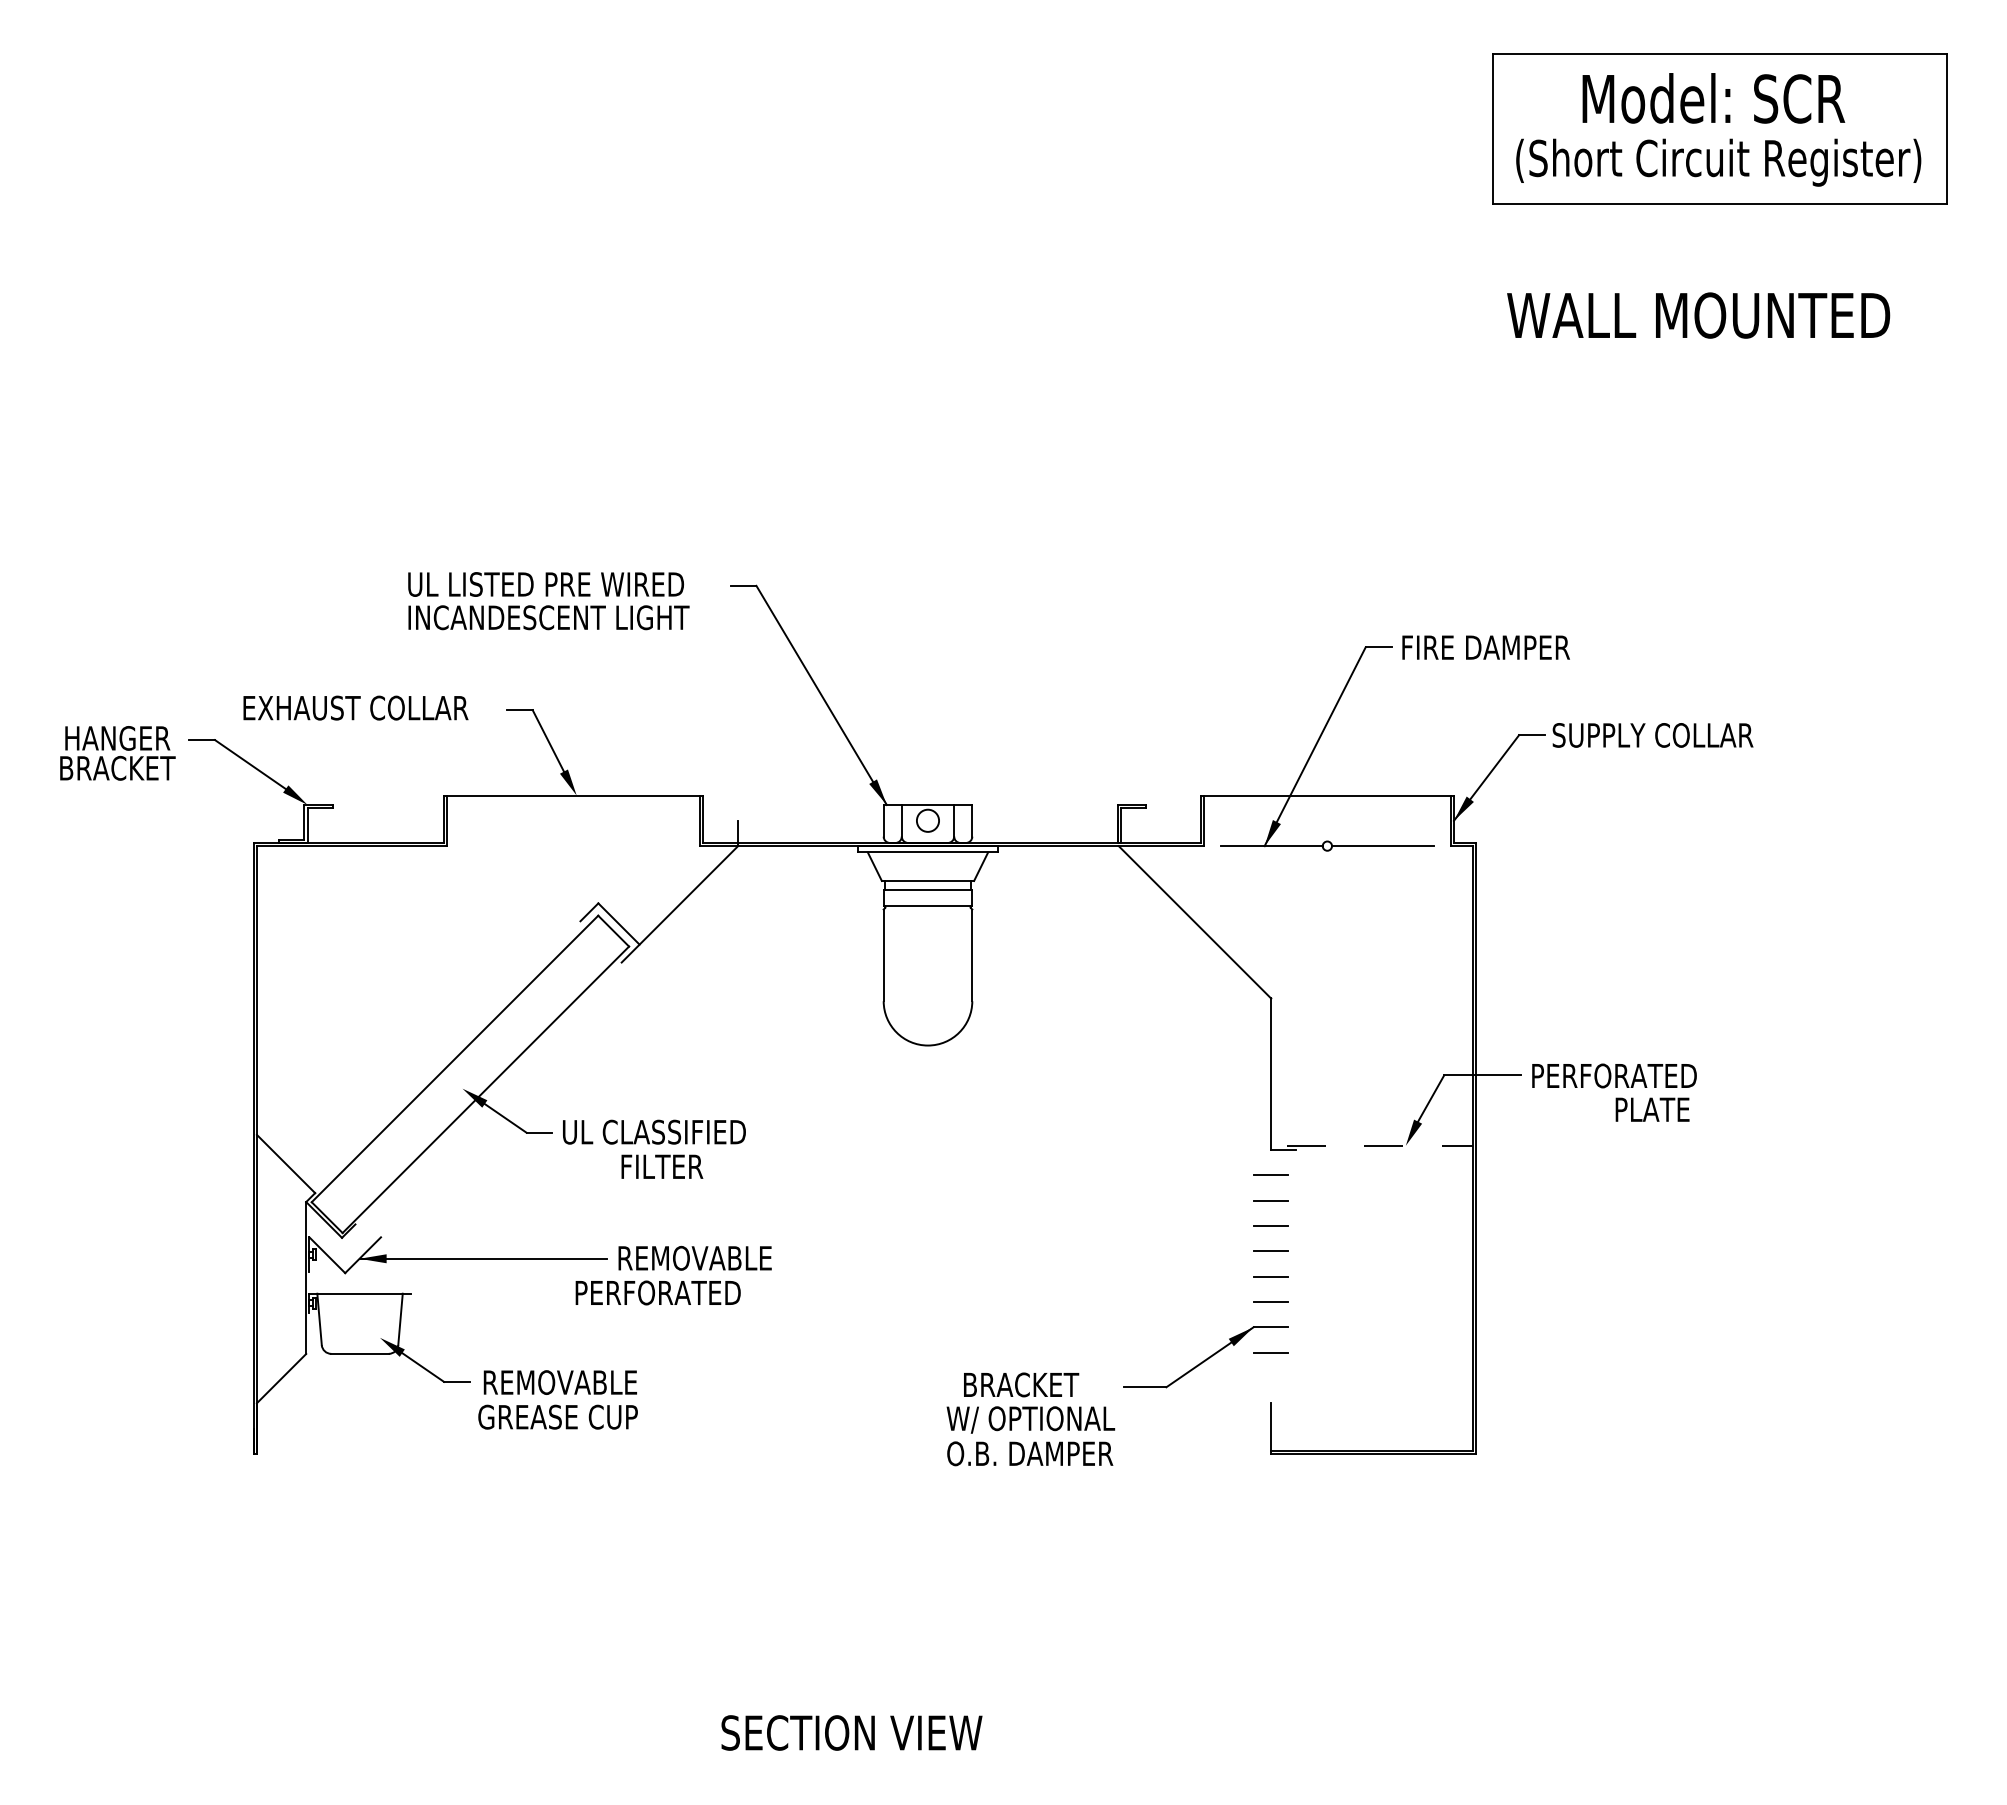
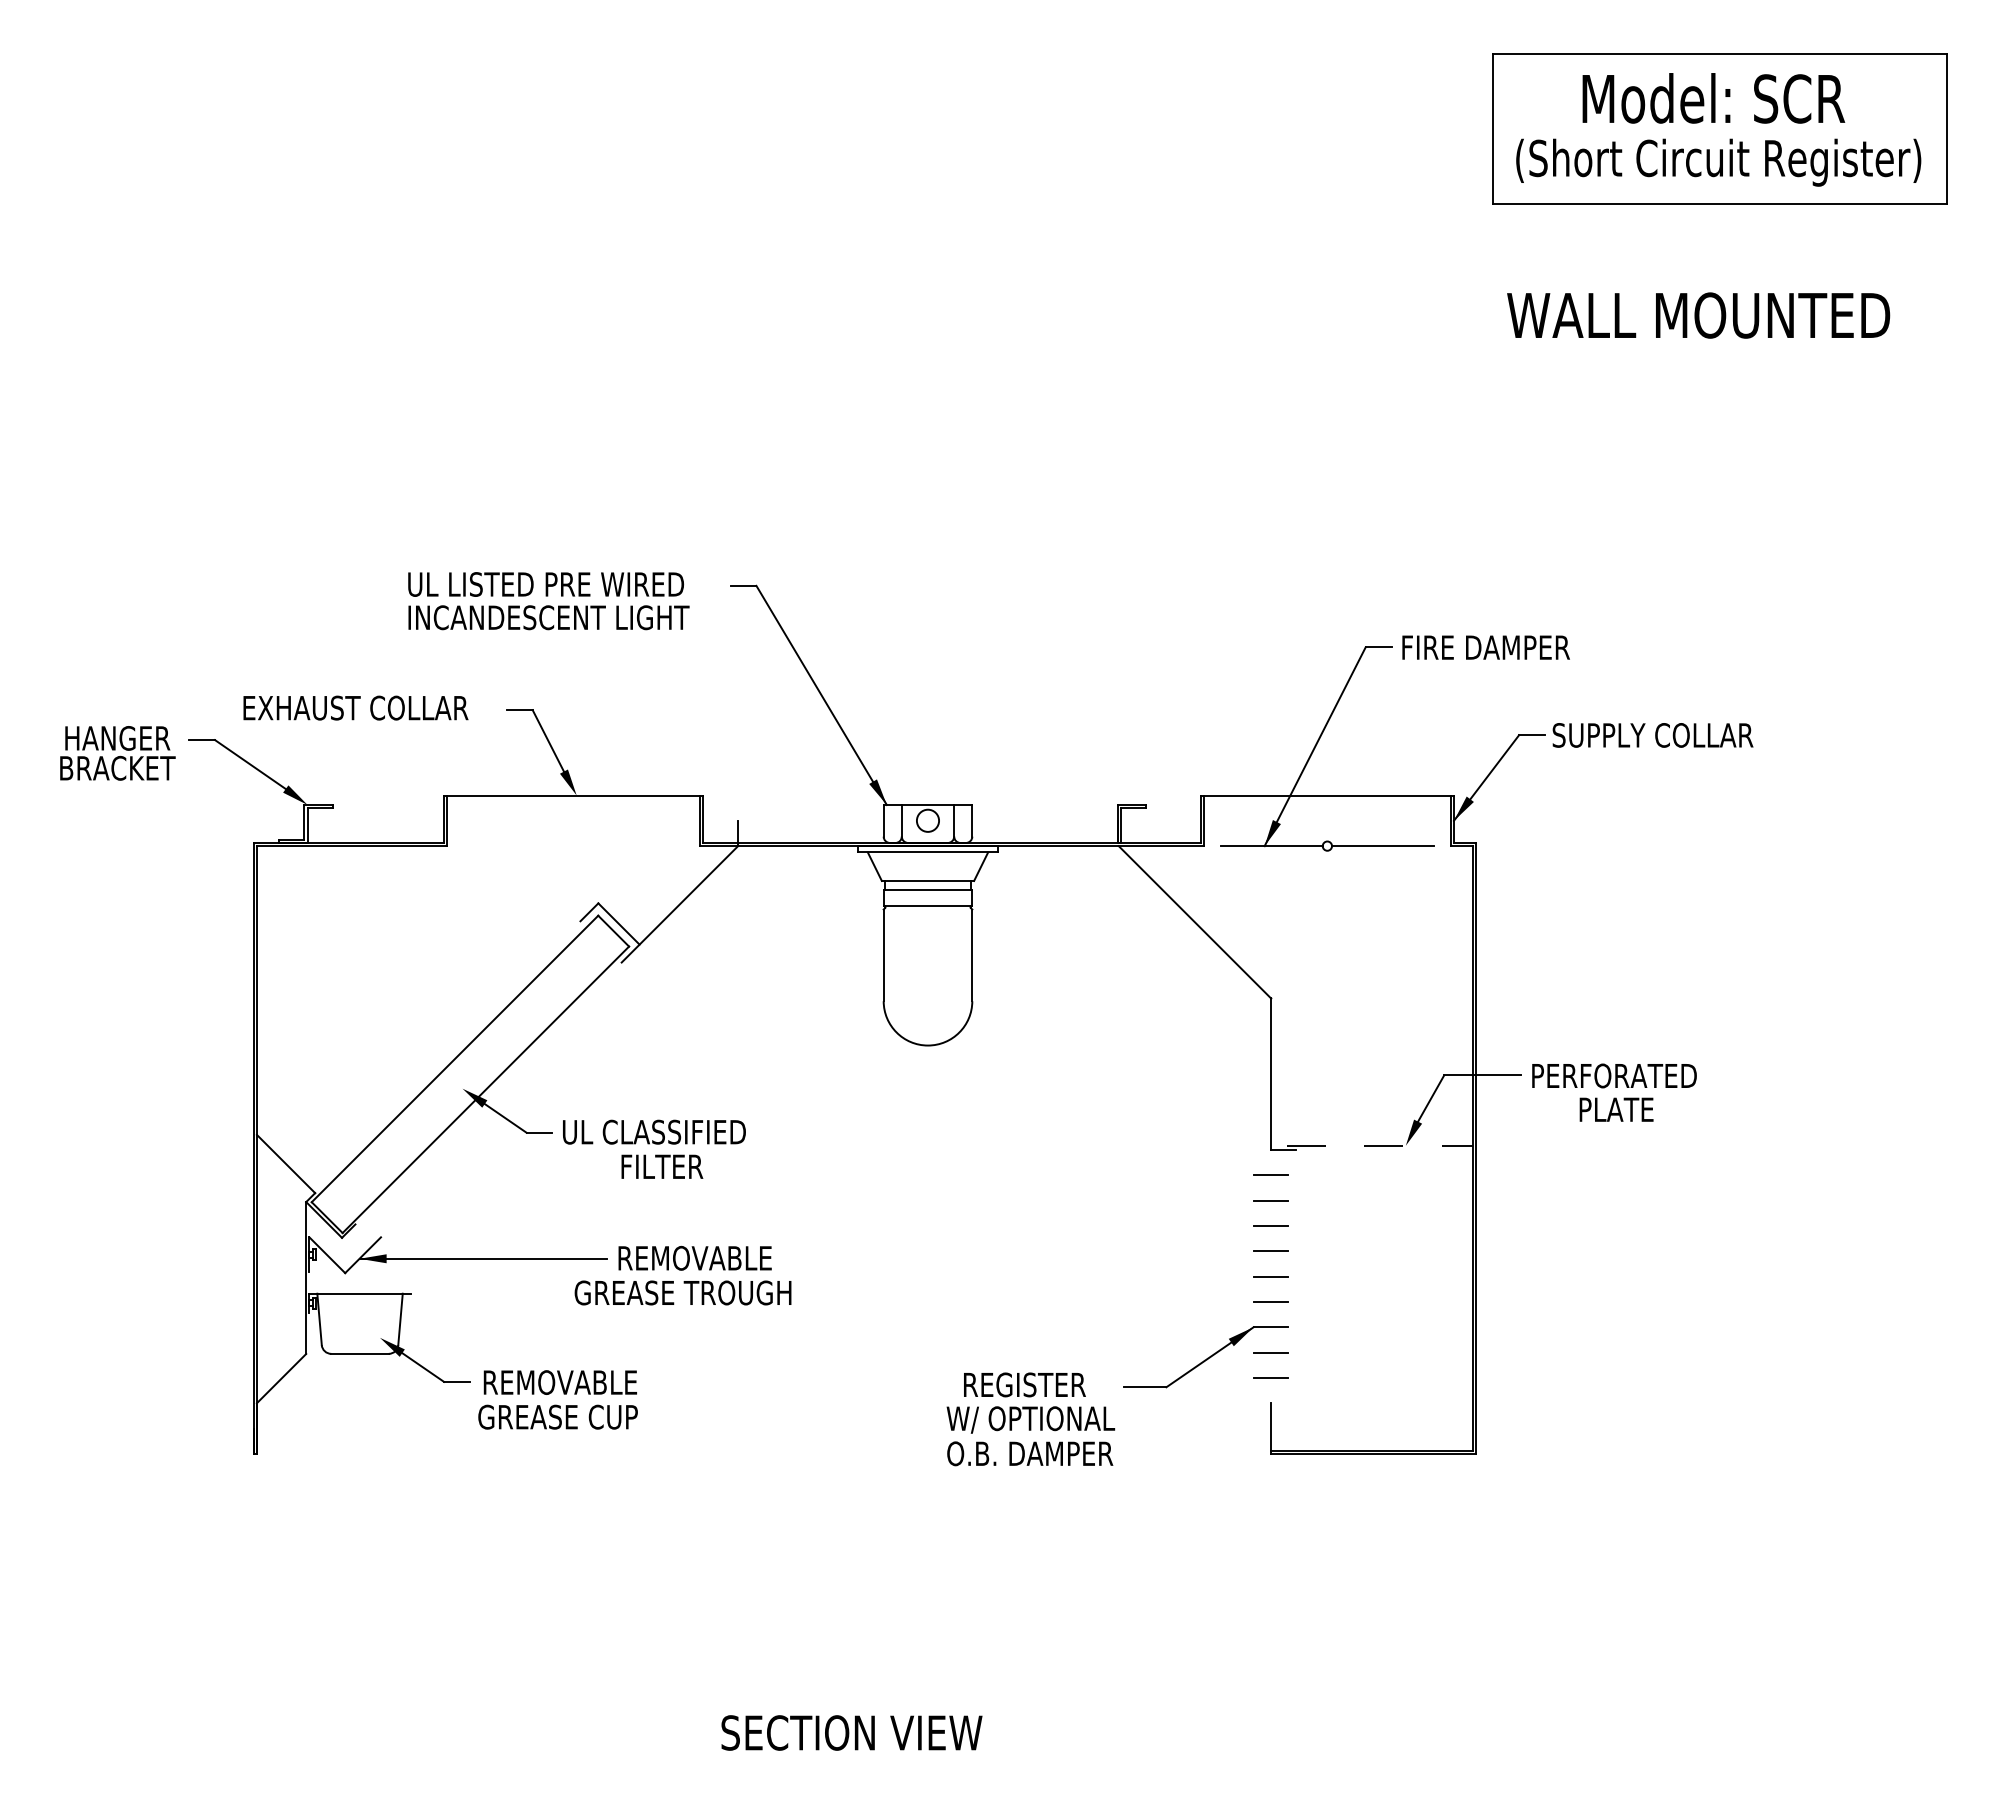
text position: (1652, 1109) -> (1616, 1109) (1616, 1109)
text: PERFORATED -> GREASE TROUGH (682, 1292)
line: none -> present (1270, 1377)
text: BRACKET -> REGISTER (1025, 1384)
